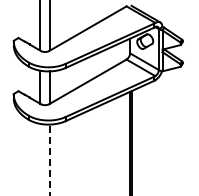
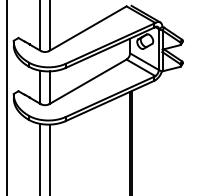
line: none -> present (6, 97)
line: none -> present (39, 157)
line: dashed -> solid (50, 159)
